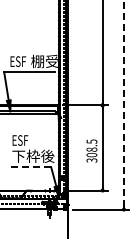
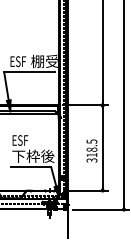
line: dashed -> solid (123, 102)
text: 308.5 -> 318.5 (91, 155)
line: dashed -> solid (31, 167)
